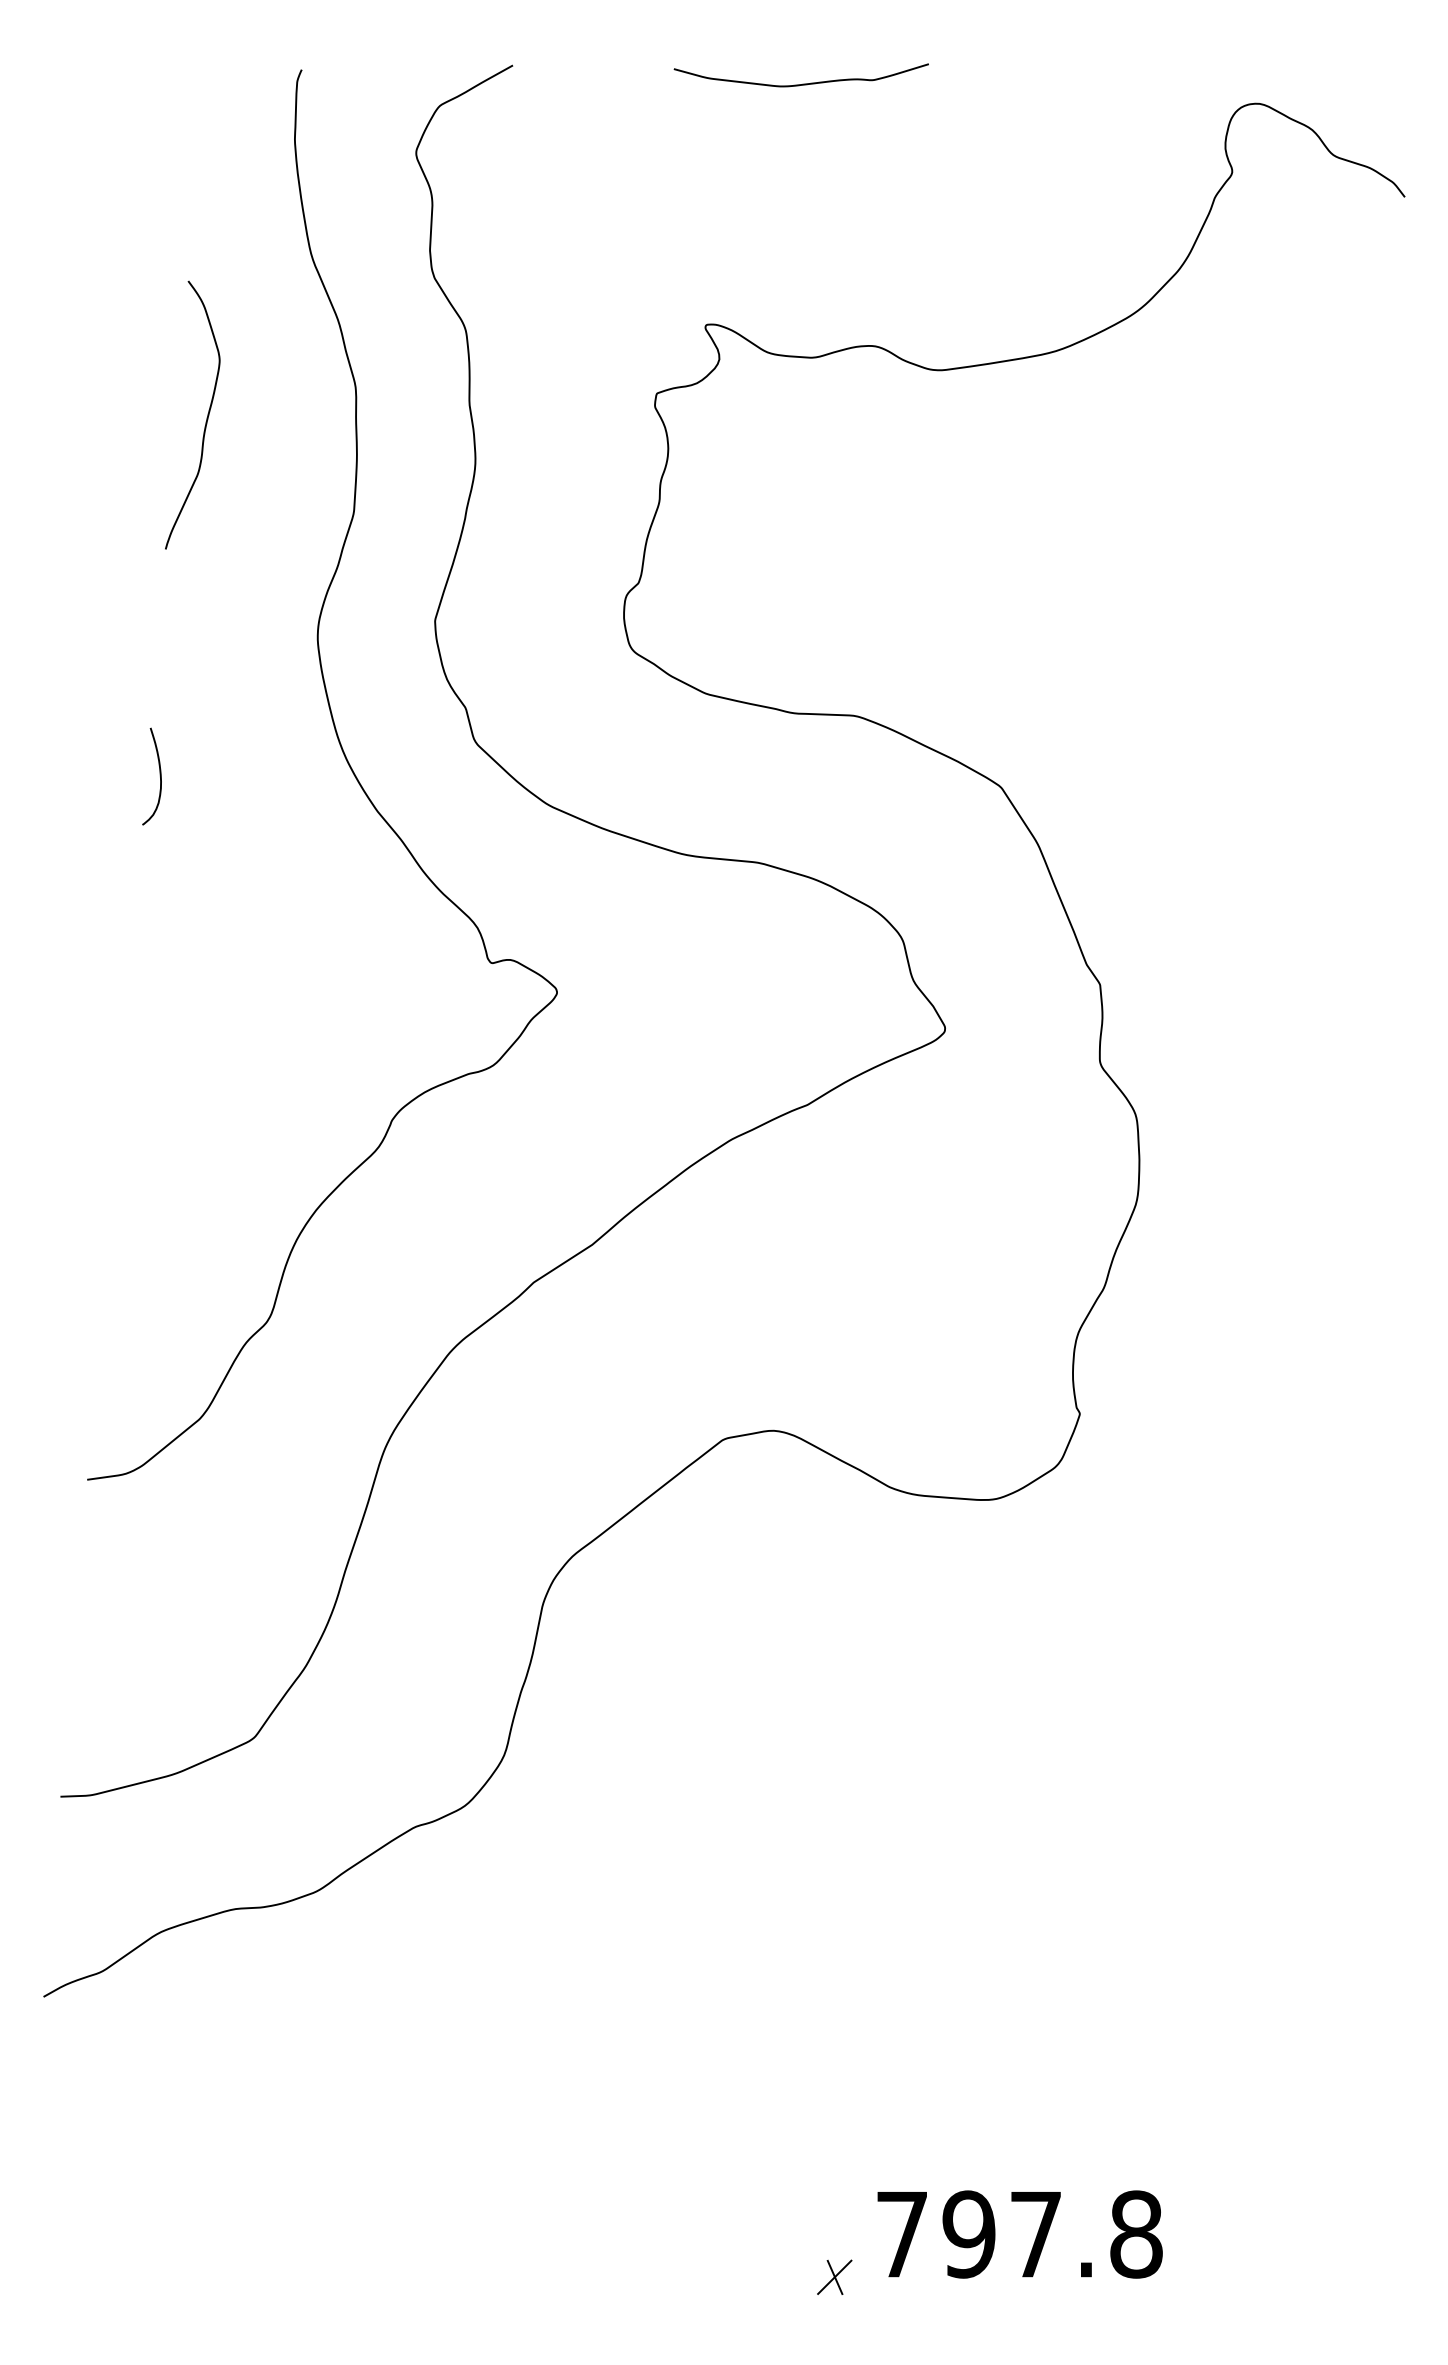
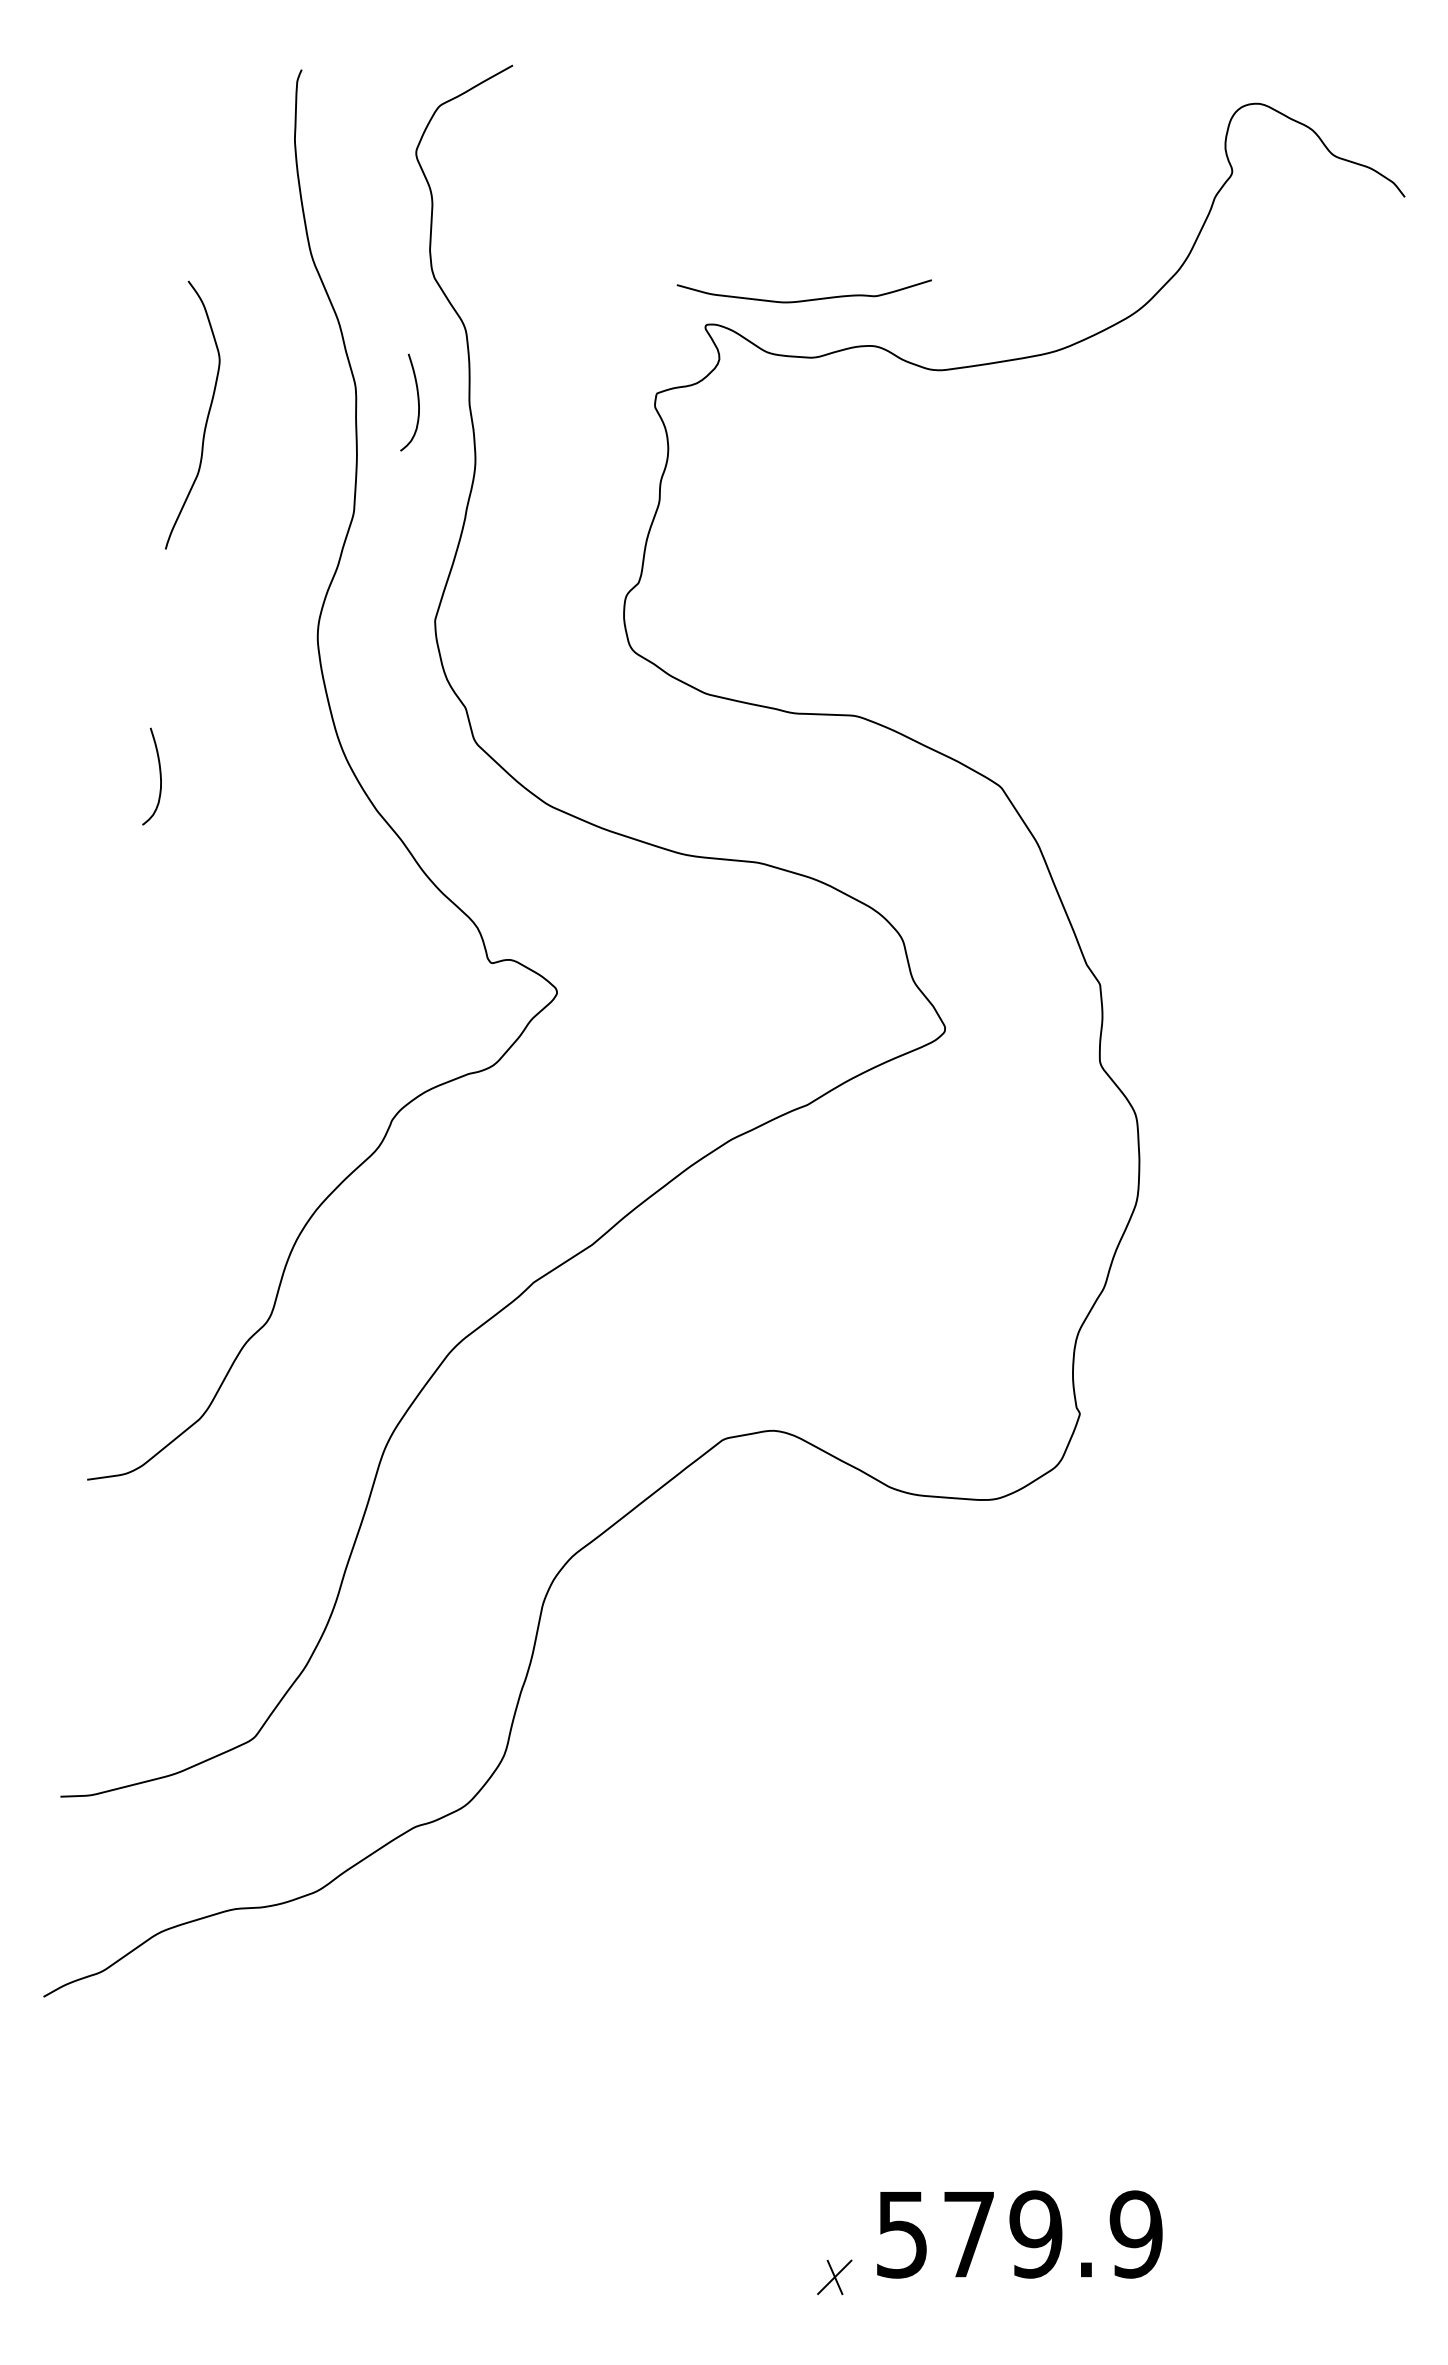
curve position: (802, 83) -> (805, 299) (805, 299)
curve: none -> present (417, 401)
text: 797.8 -> 579.9 (1019, 2234)
